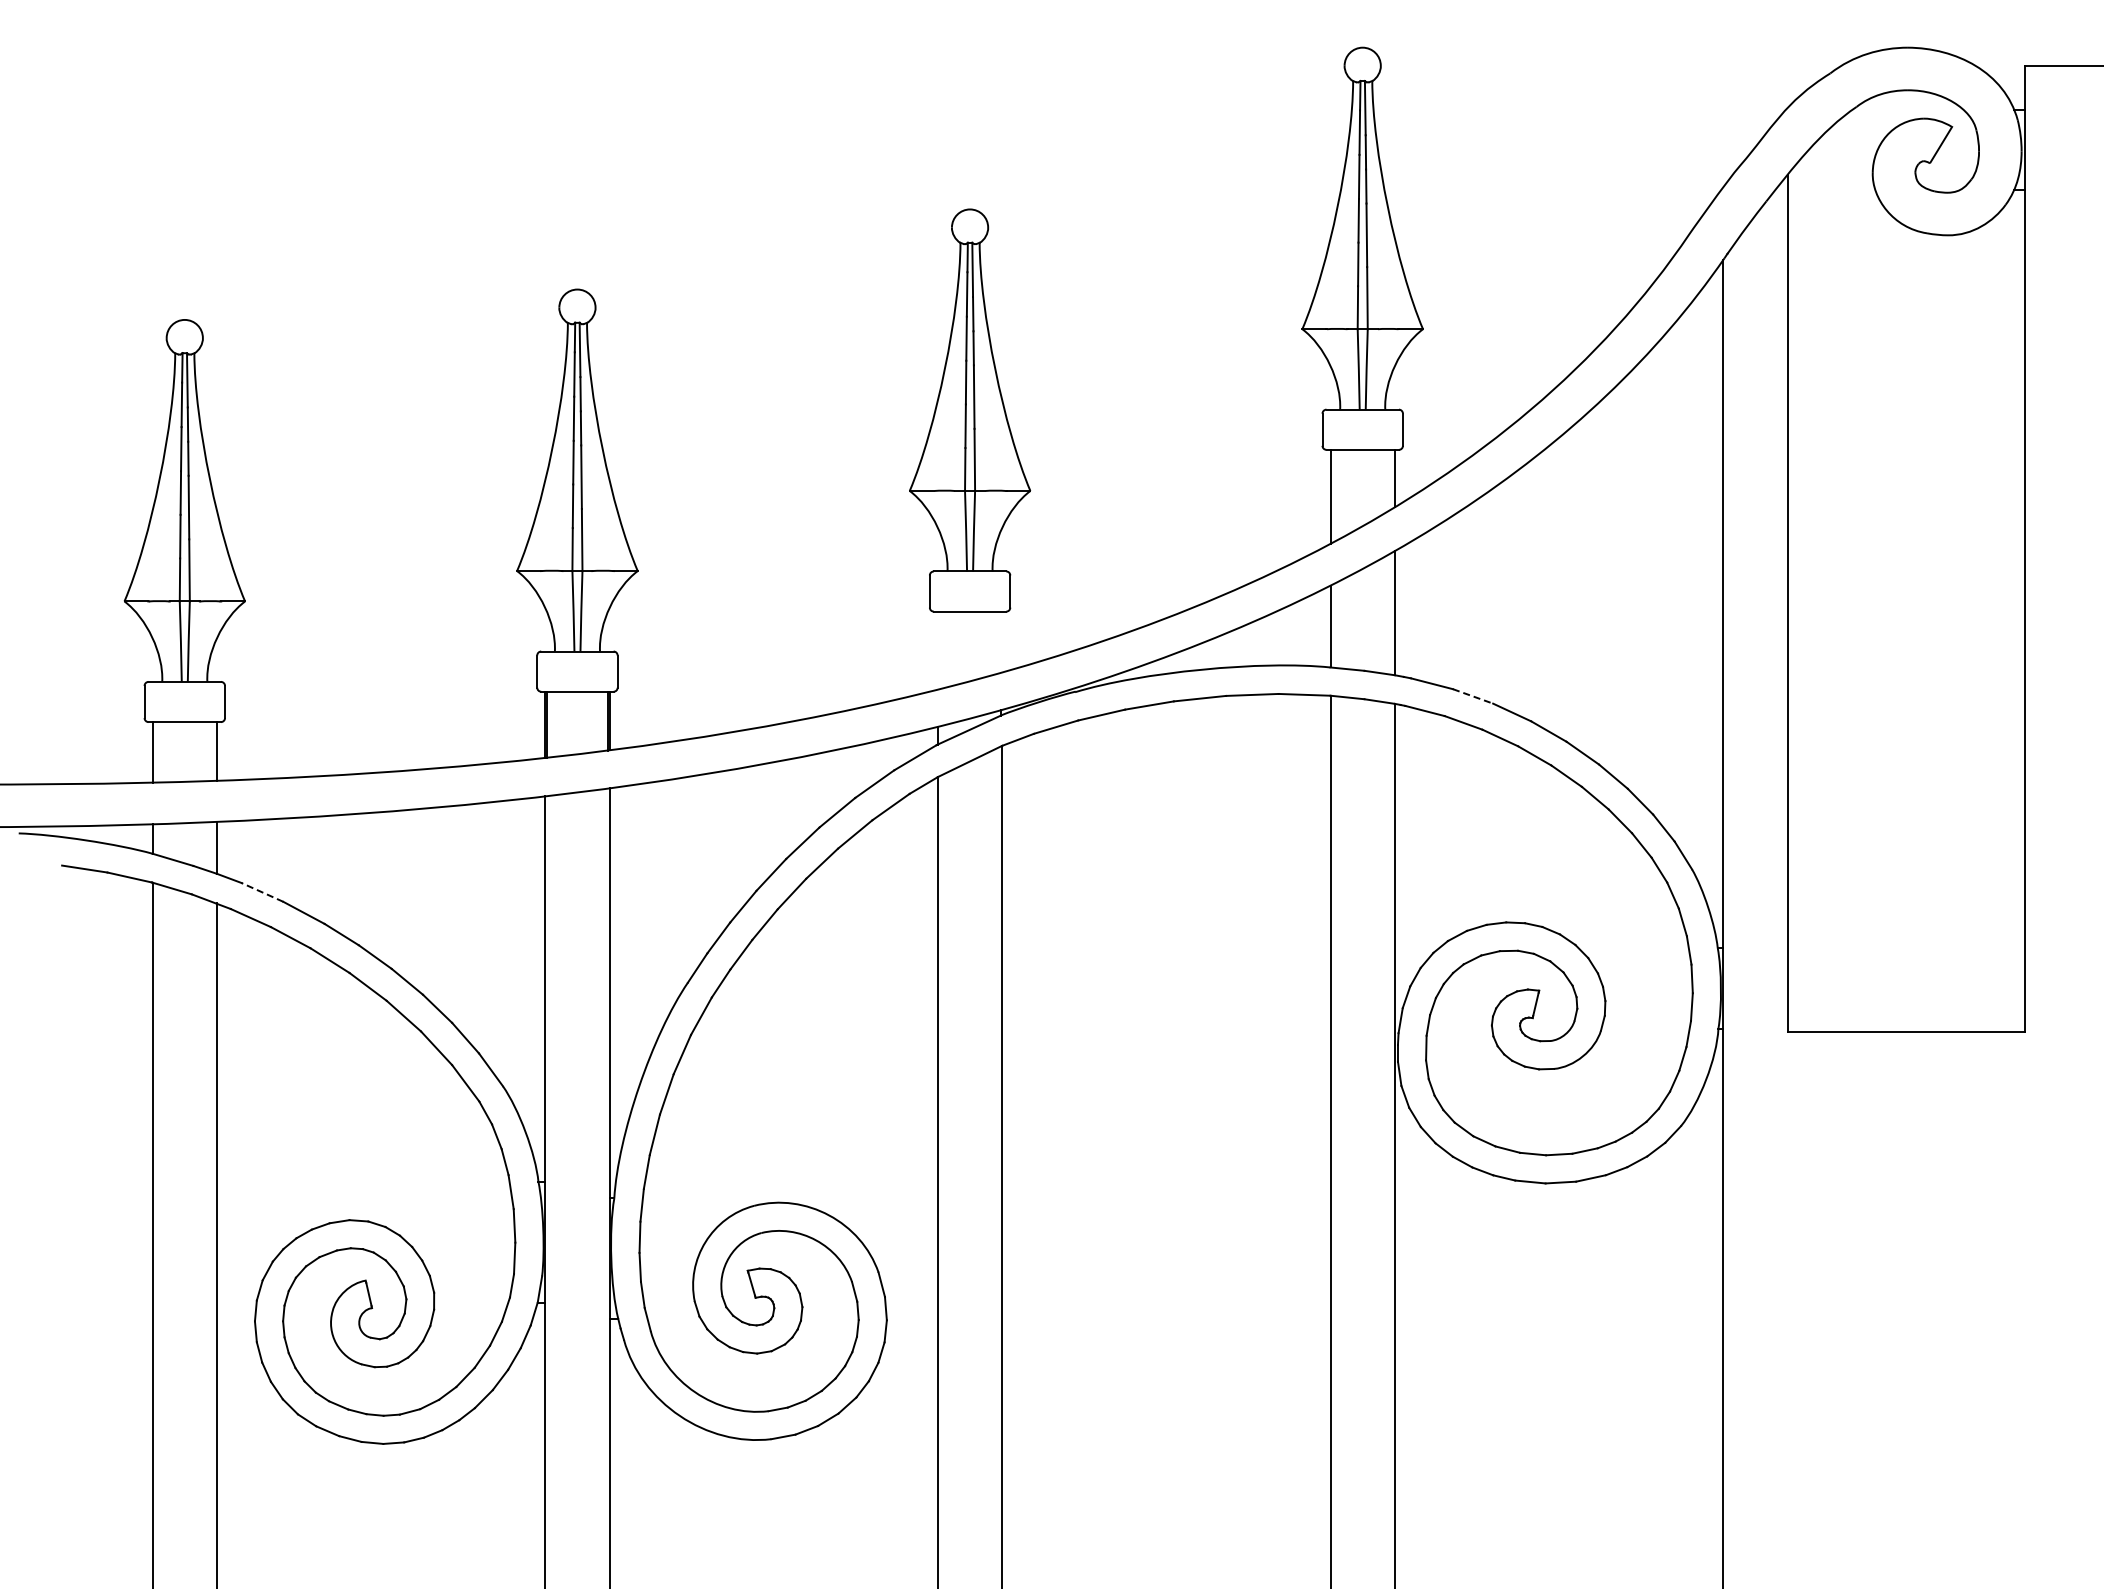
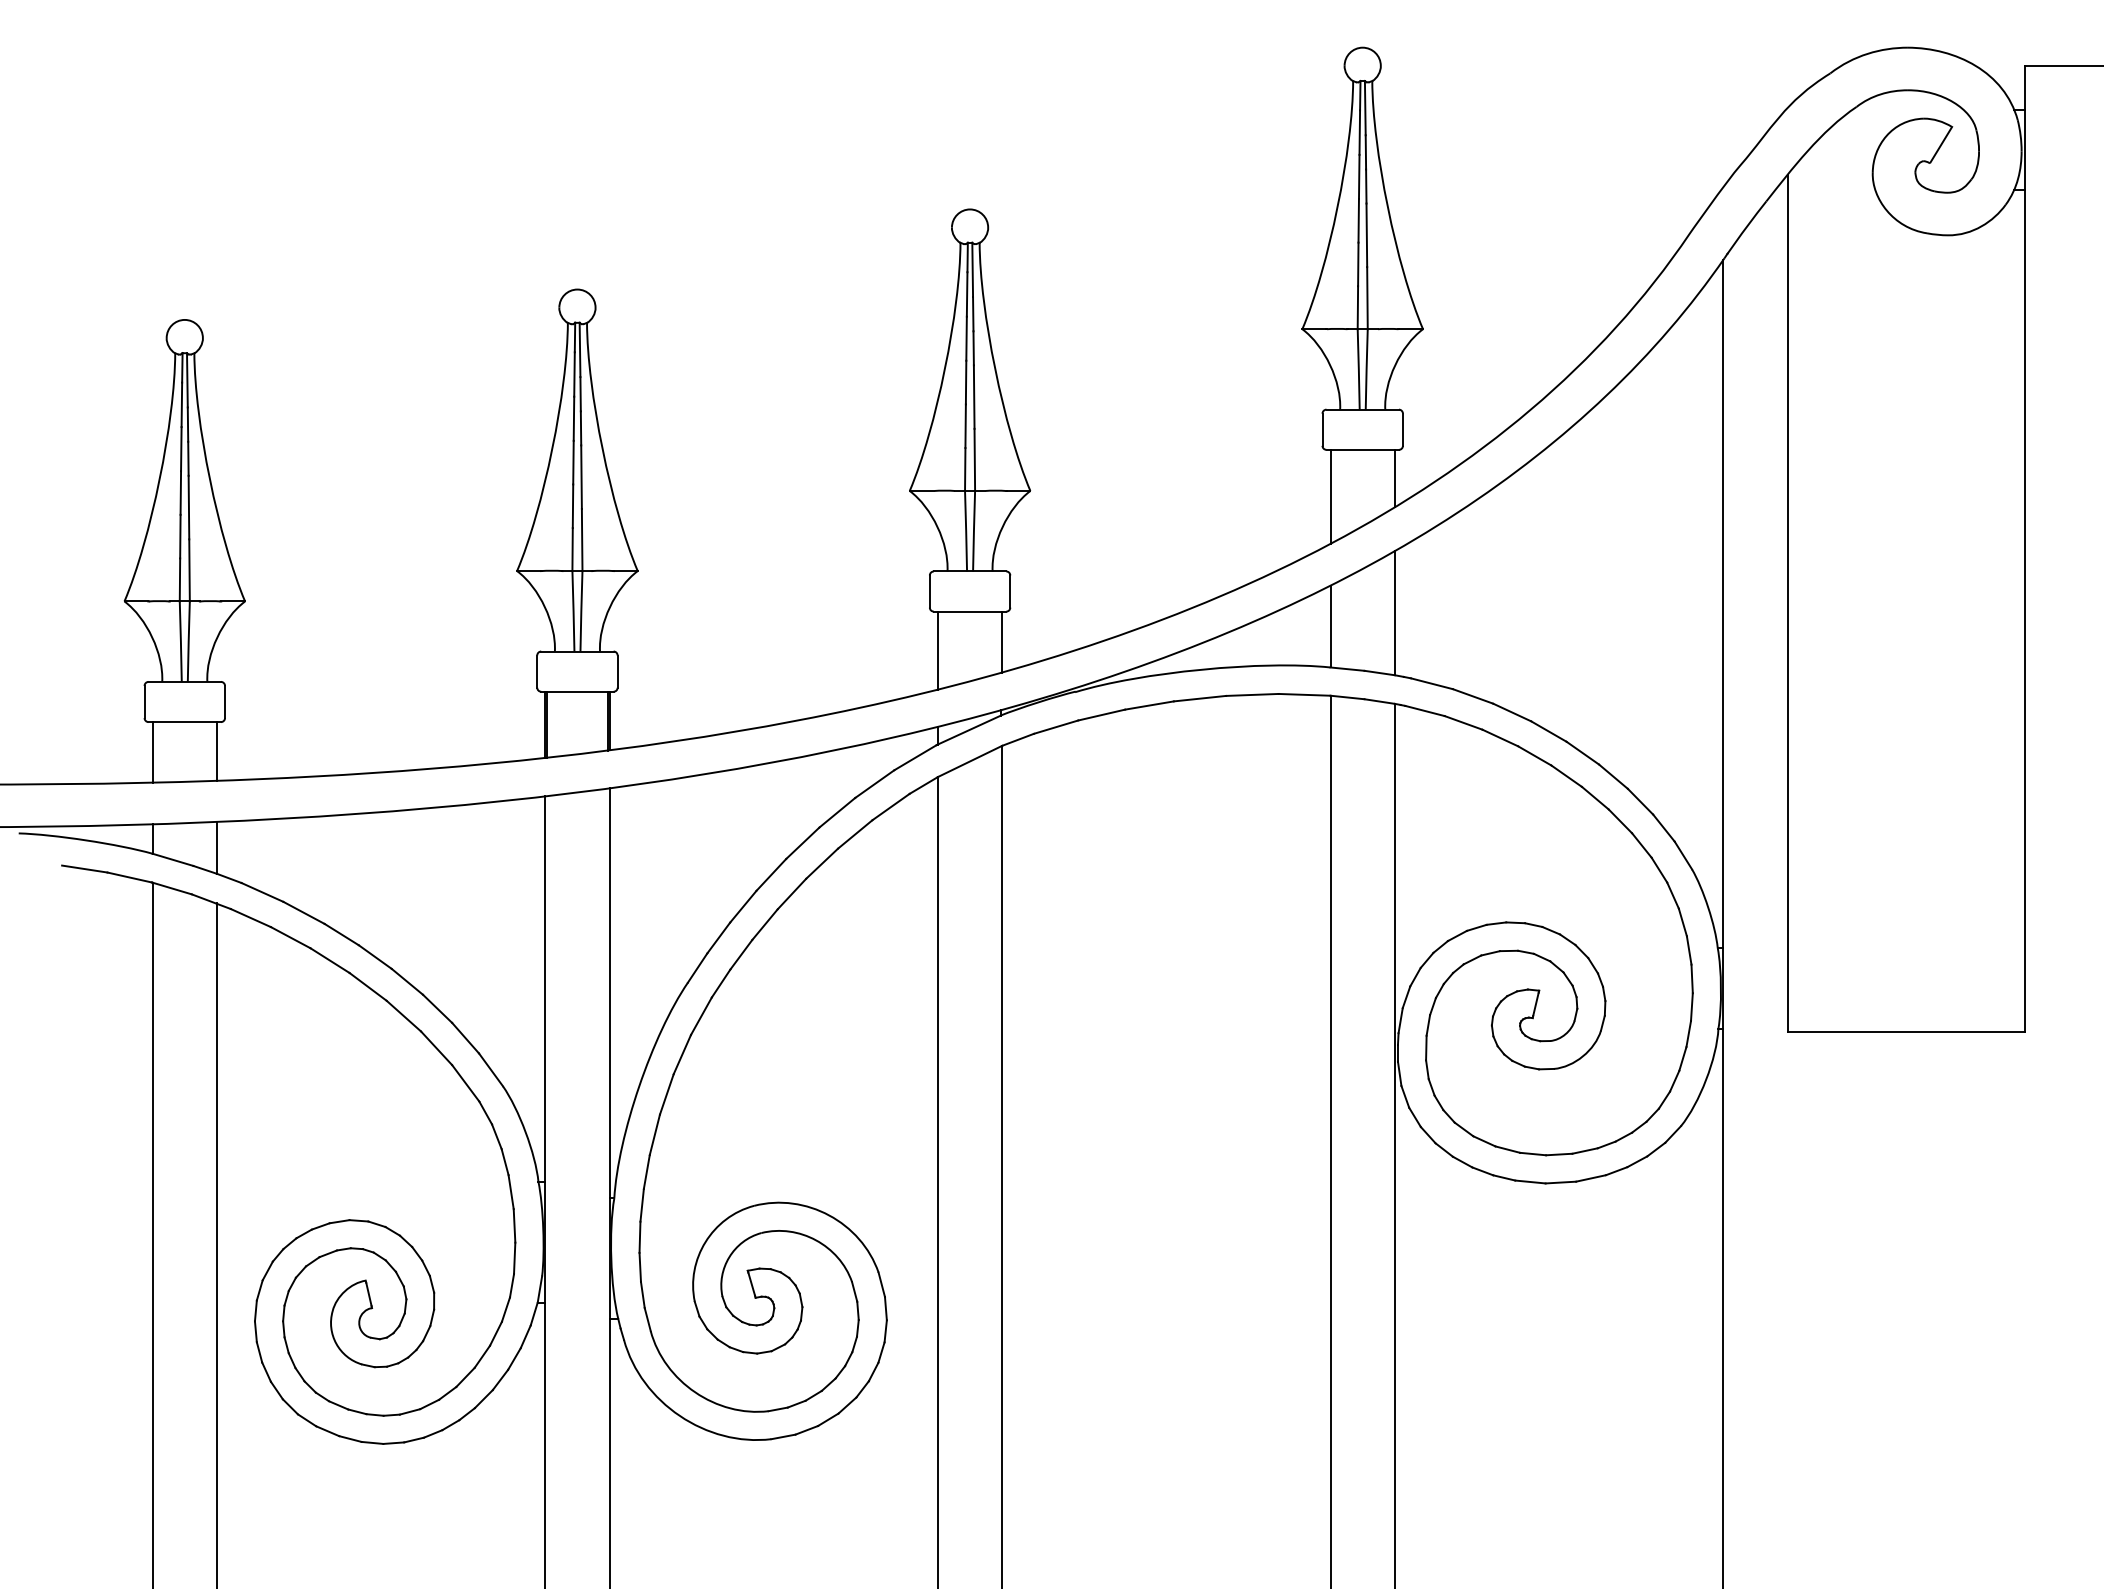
line: none -> present (1002, 641)
line: none -> present (937, 650)
line: dashed -> solid (1473, 696)
line: dashed -> solid (262, 892)
